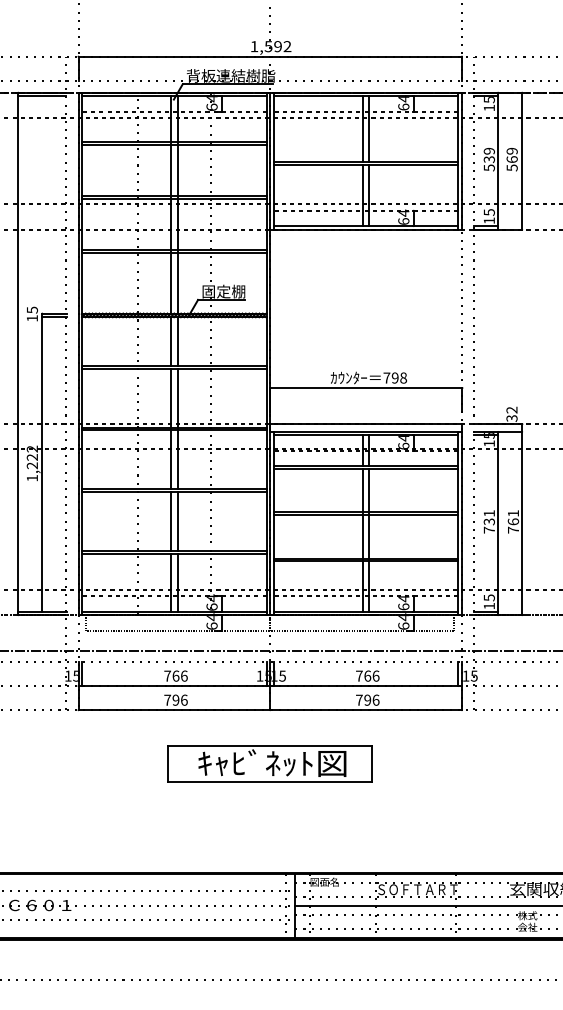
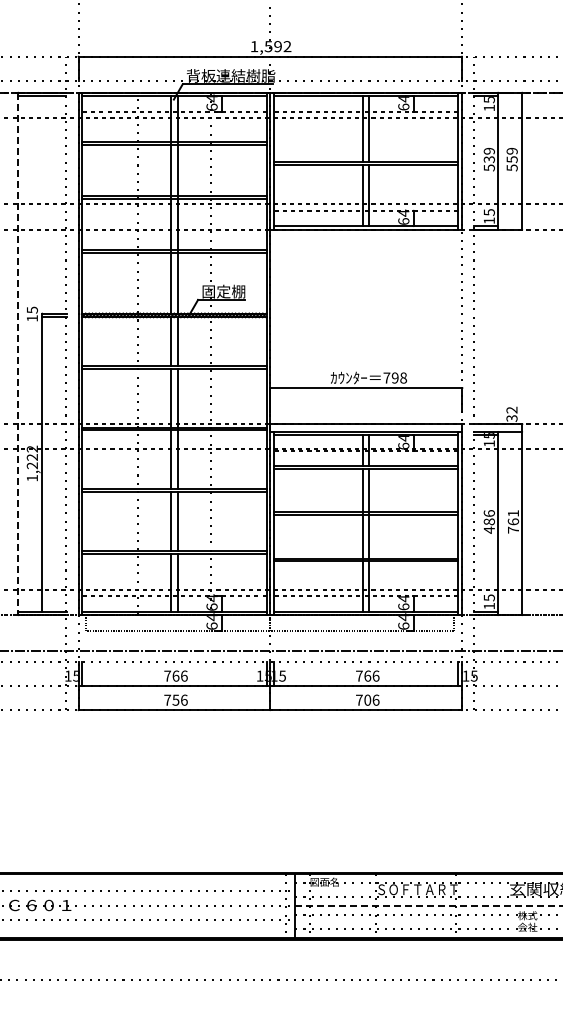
text: 569 -> 559 (511, 159)
line: solid -> dashed (18, 354)
text: 731 -> 486 (488, 521)
text: 796 -> 756 (175, 699)
text: 796 -> 706 (367, 699)
part: present -> none (269, 763)
line: solid -> dashed (429, 905)
